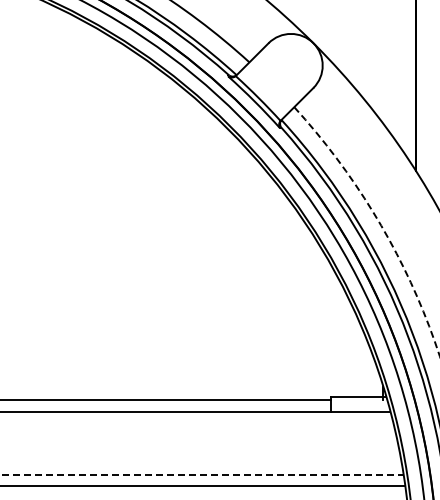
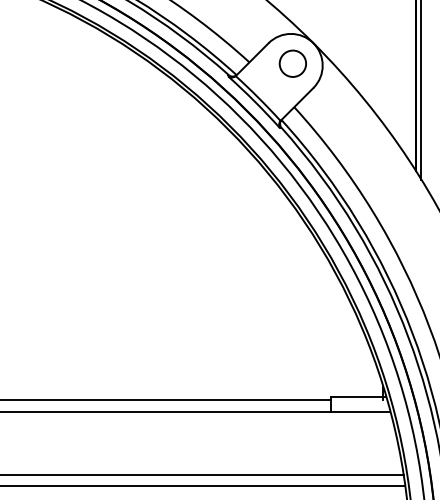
circle: none -> present (292, 63)
line: none -> present (421, 90)
arc: dashed -> solid (379, 223)
line: dashed -> solid (202, 474)
